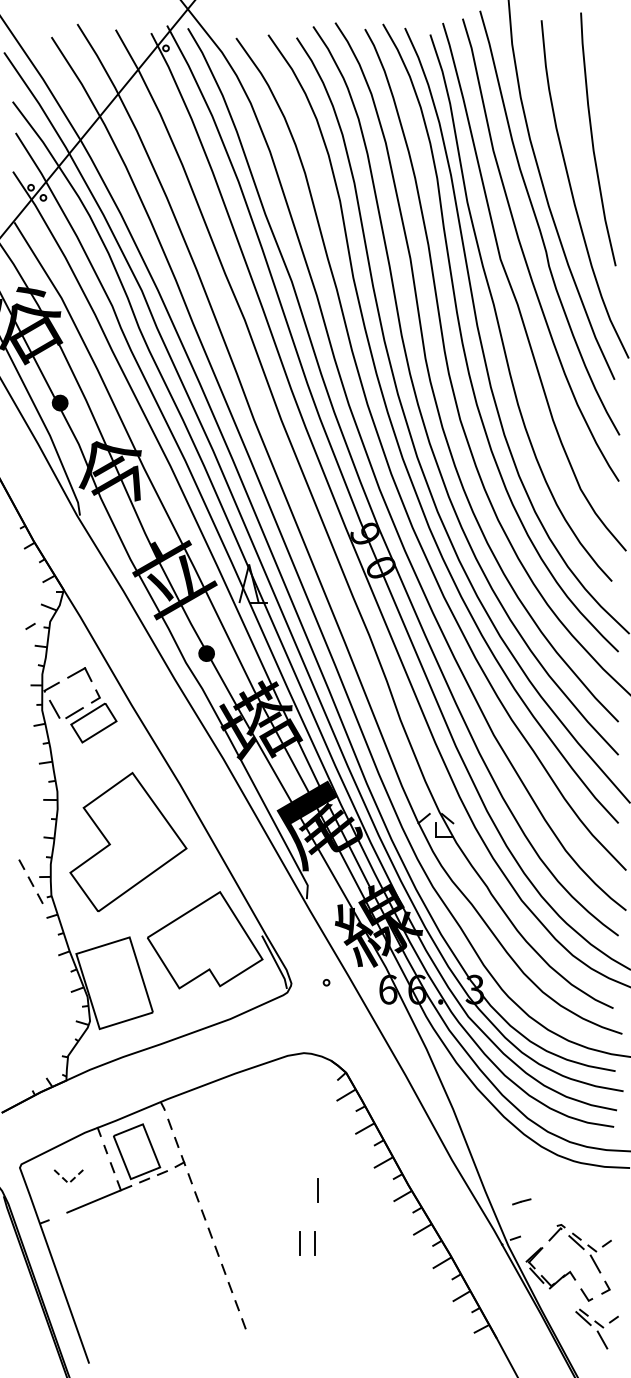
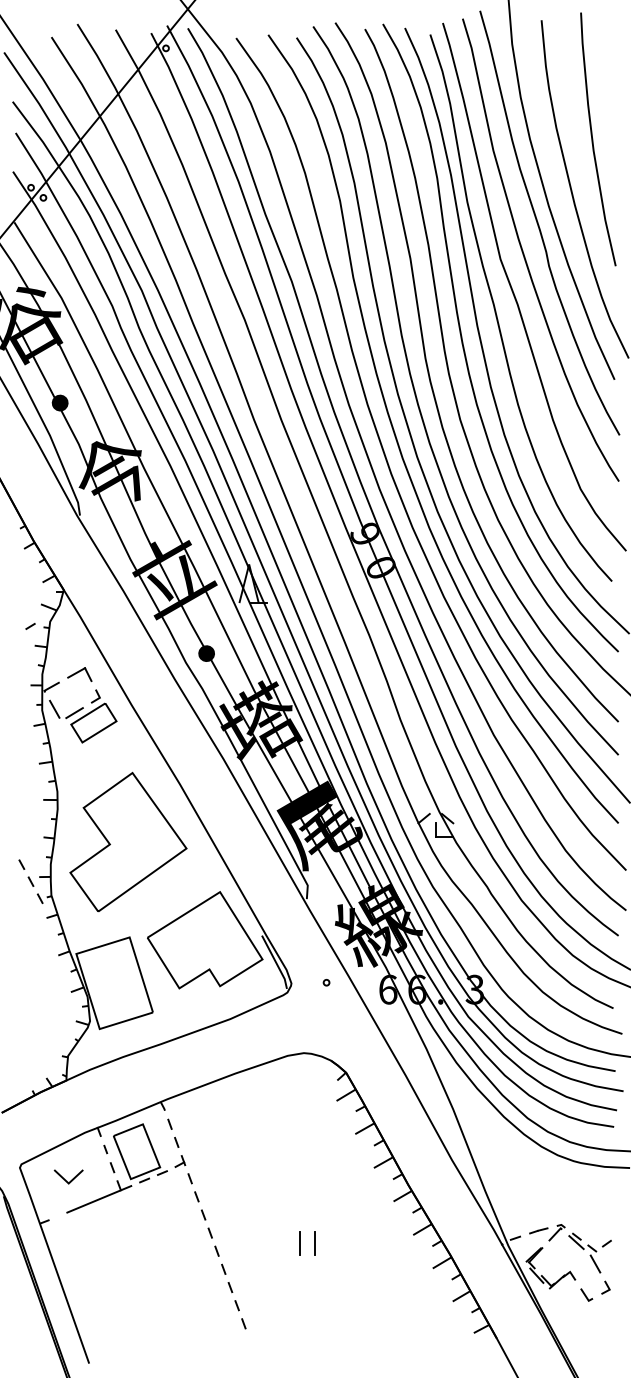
line: dashed -> solid (68, 1183)
line: present -> none (317, 1190)
line position: (521, 1201) -> (538, 1230) (538, 1230)
part: present -> none (596, 1328)
